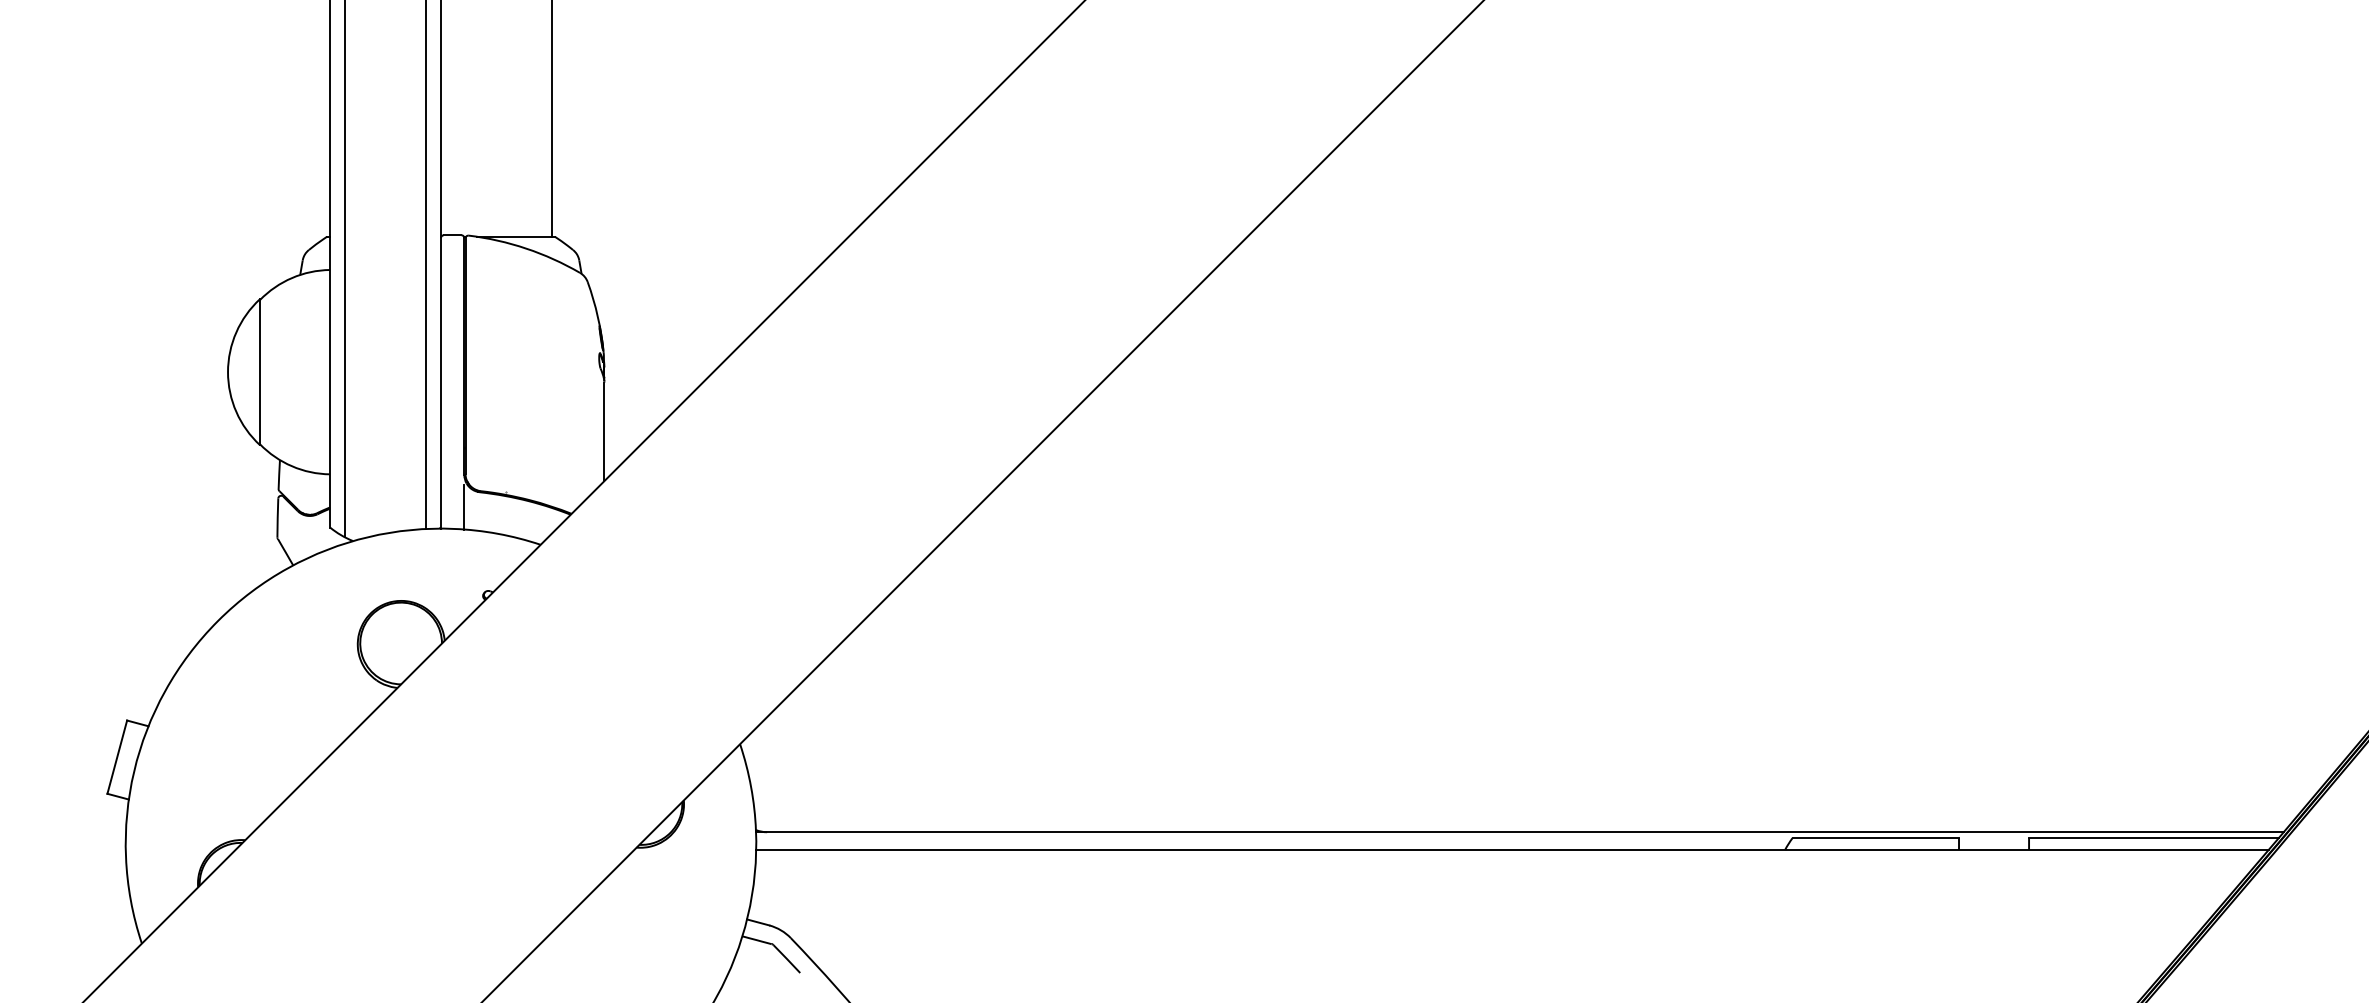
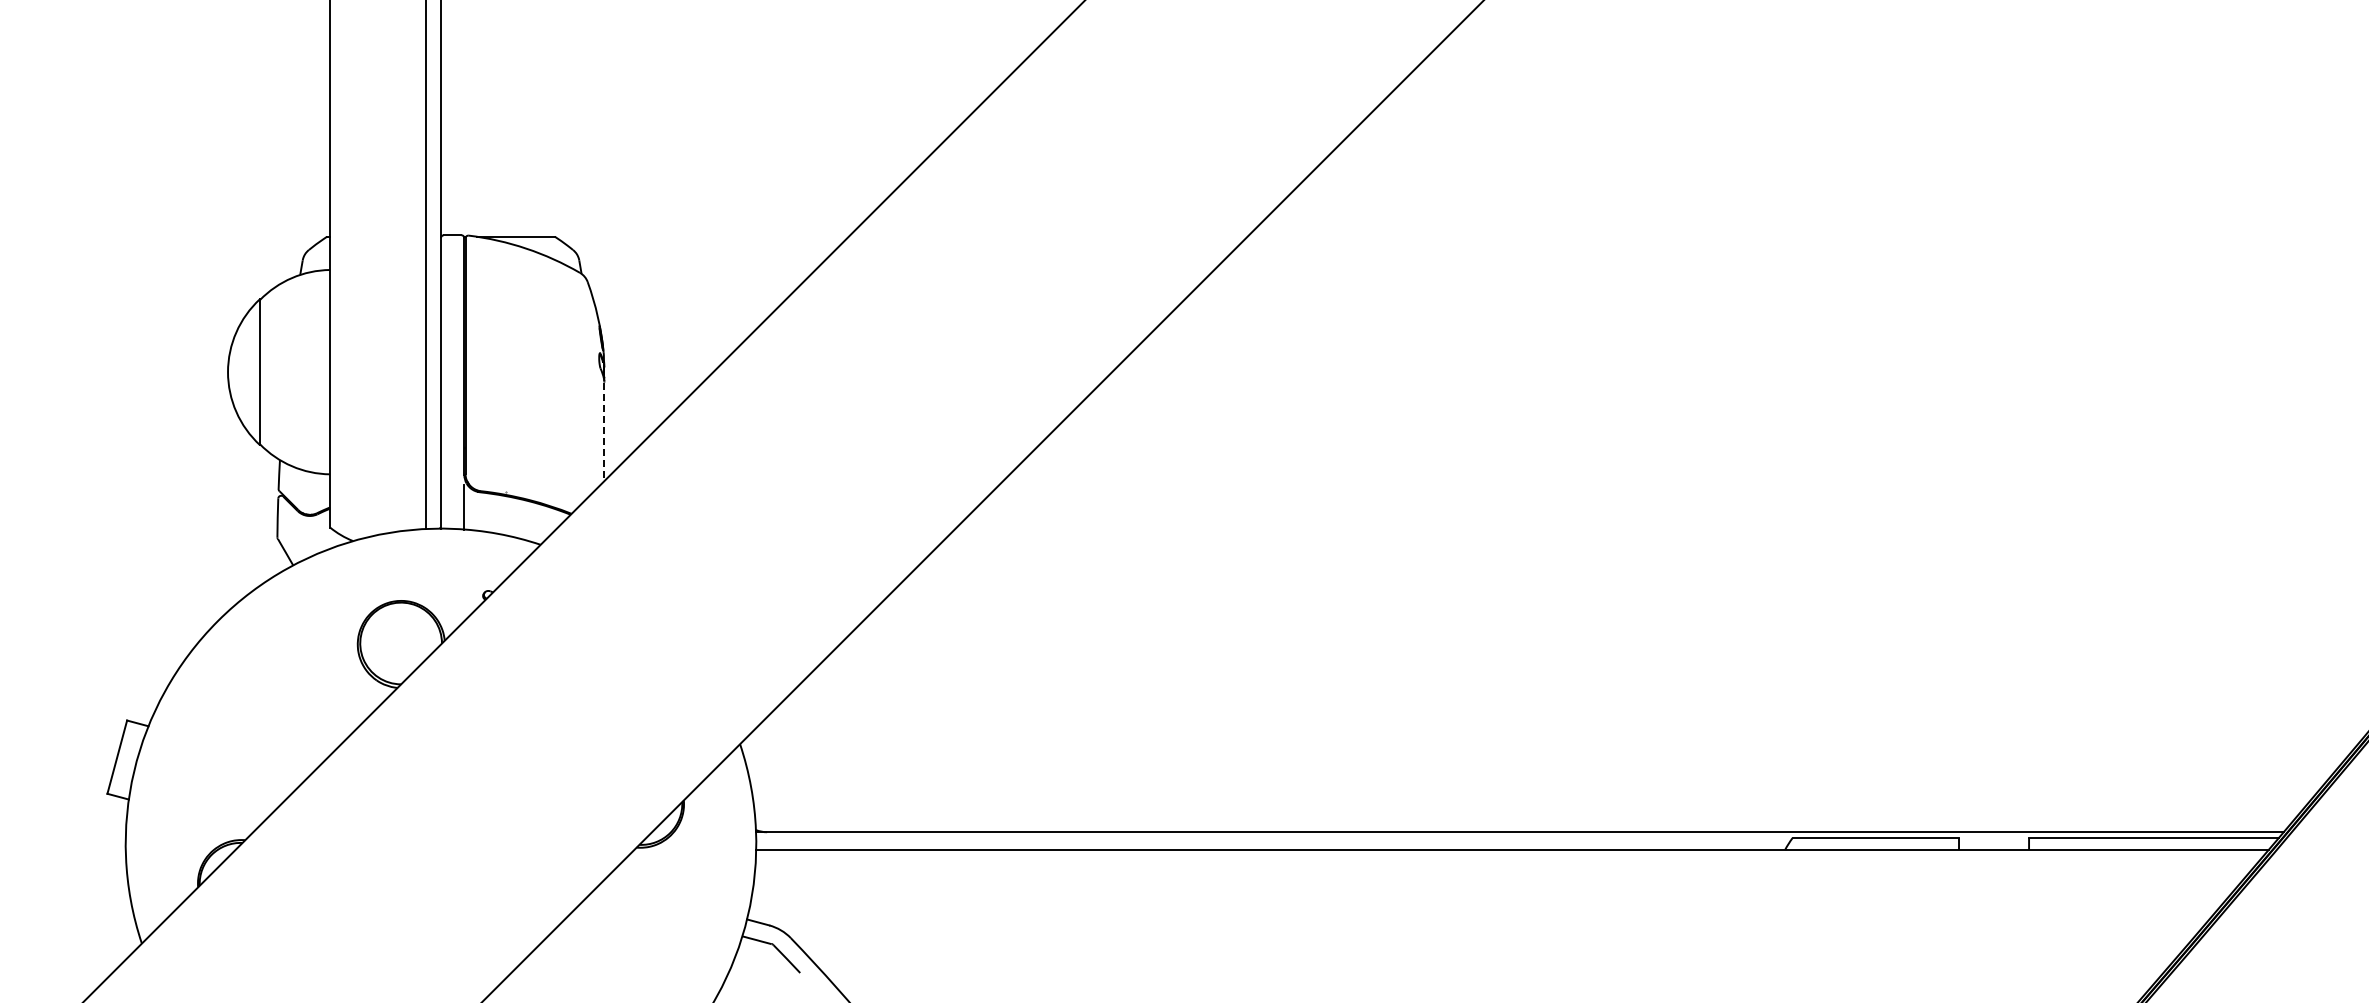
line: present -> none (551, 119)
line: present -> none (344, 269)
line: solid -> dashed (604, 432)
